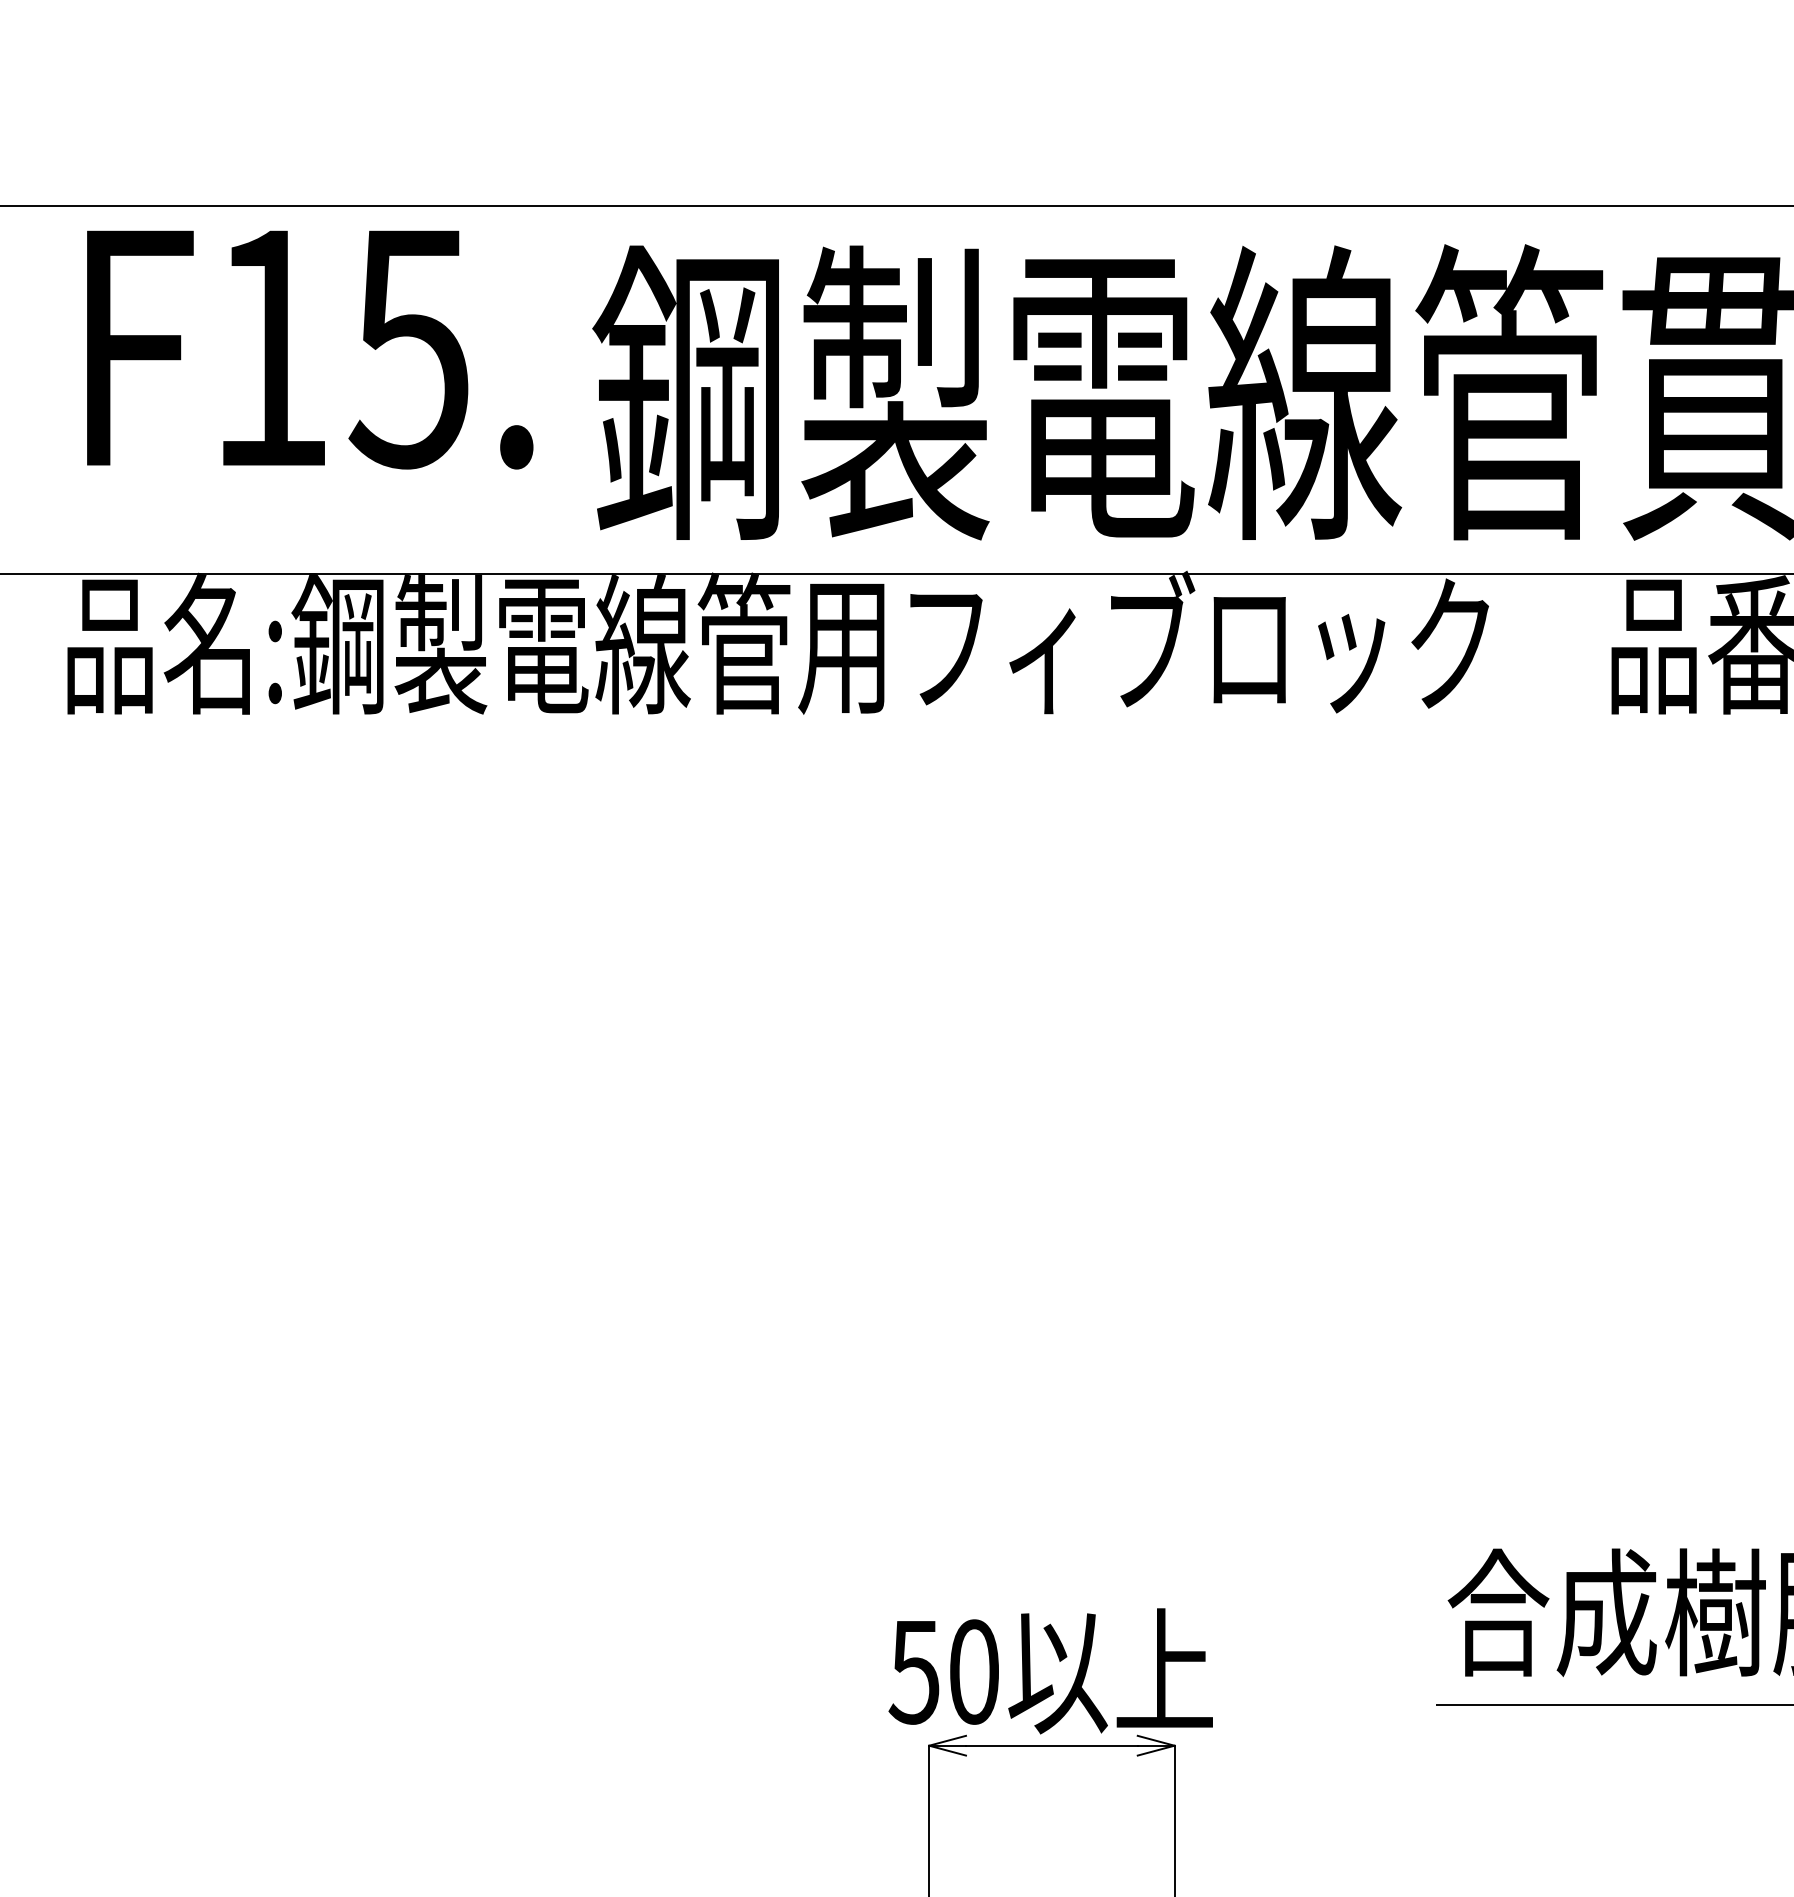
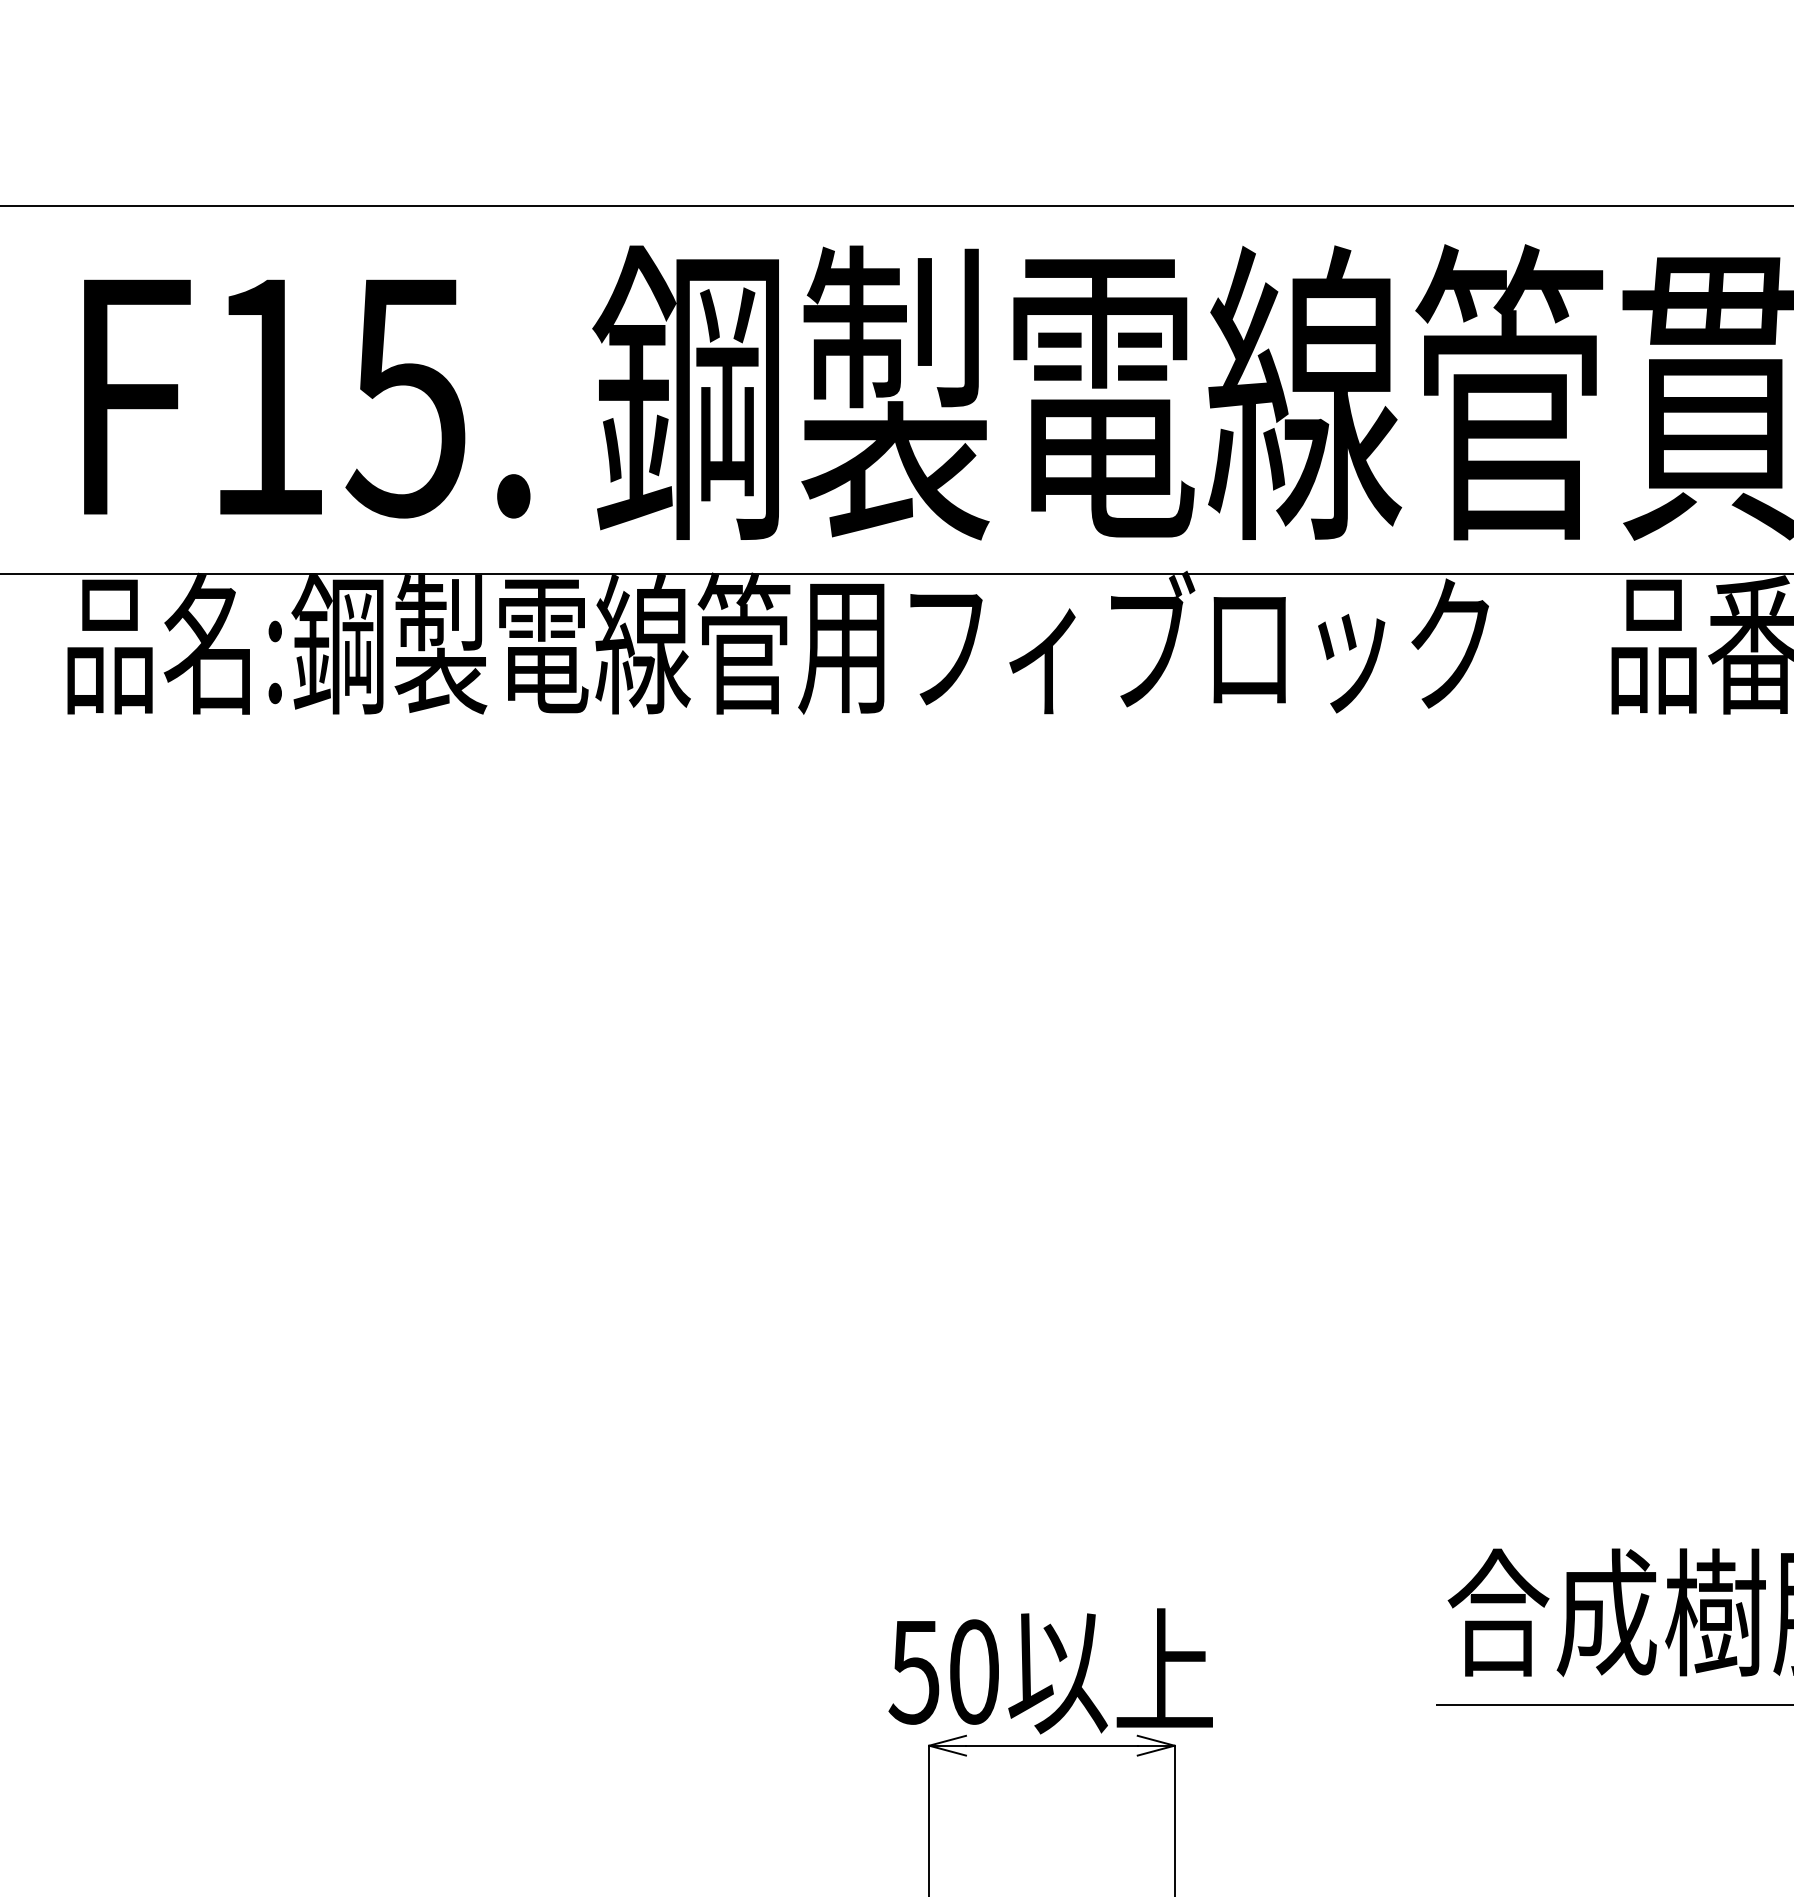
text position: (310, 349) -> (307, 398) (307, 398)
